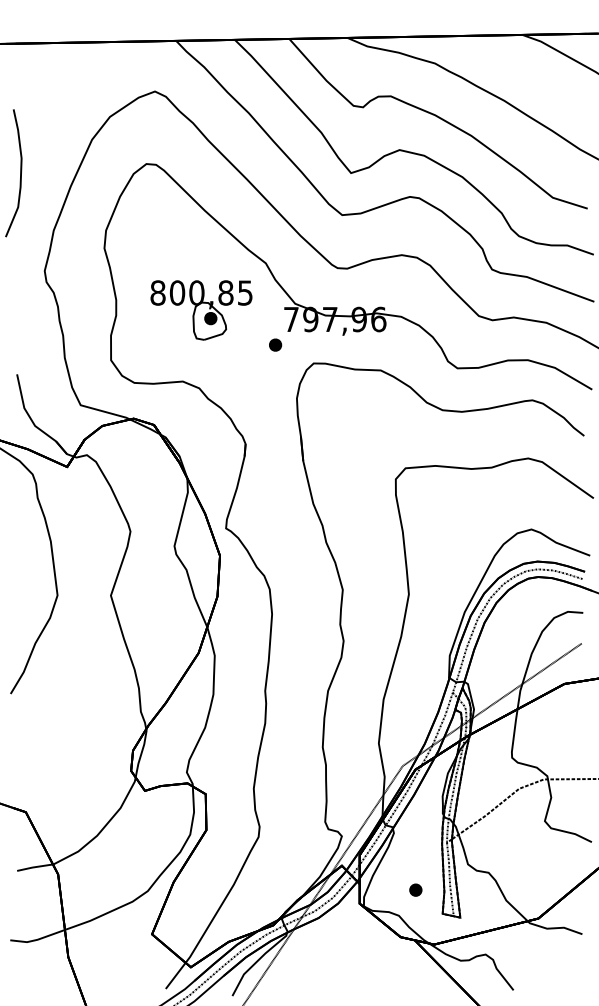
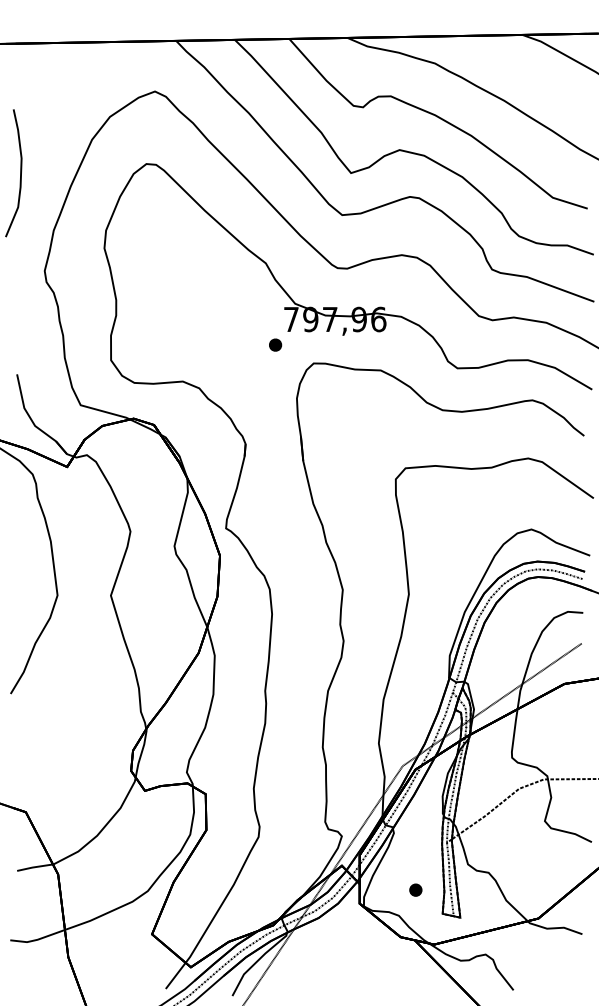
part: present -> none (201, 310)
